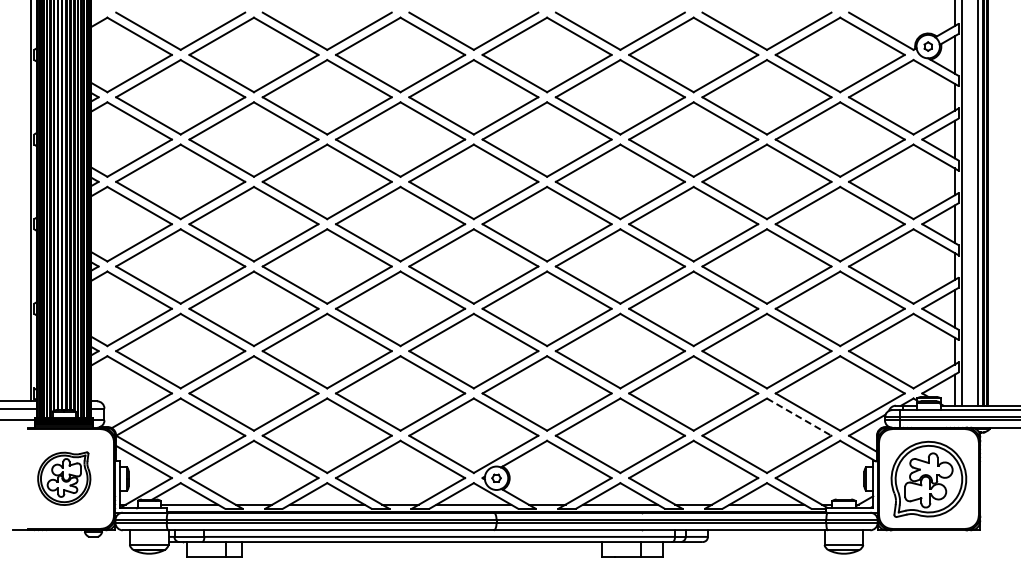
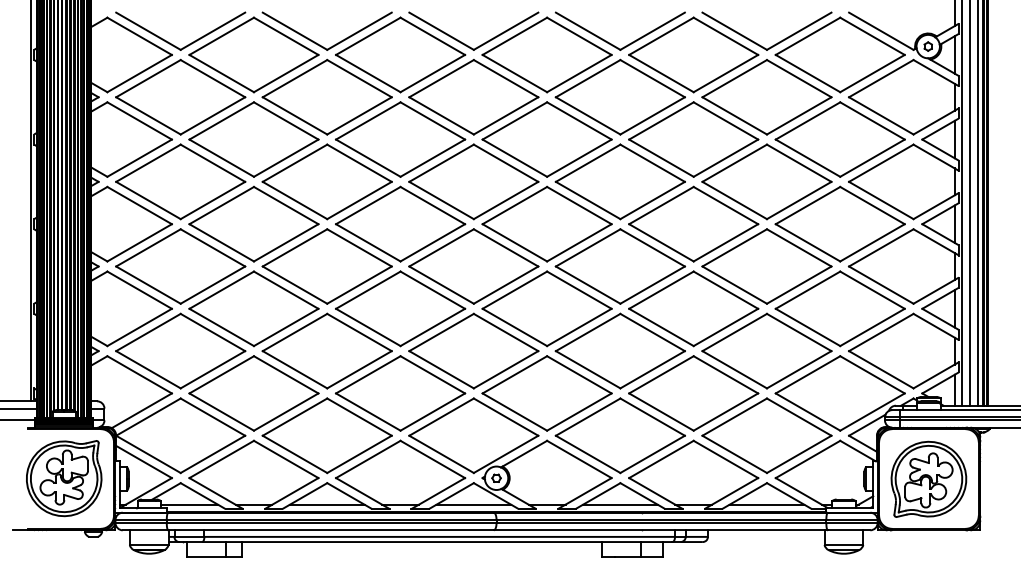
line: none -> present (970, 203)
line: dashed -> solid (799, 417)
part size: 55x55 px -> 77x78 px (64, 478)
